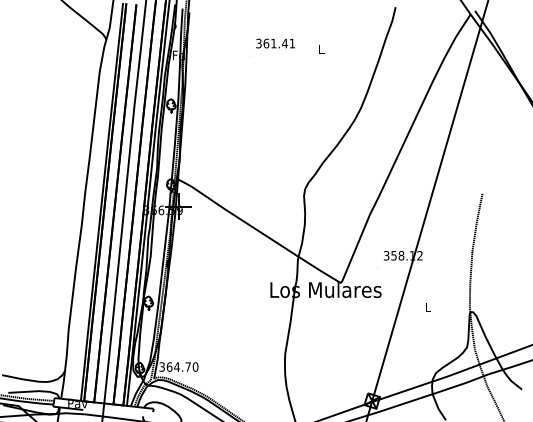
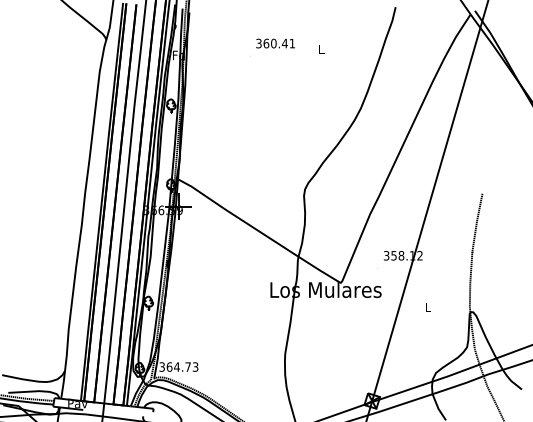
text: 361.41 -> 360.41 (273, 43)
text: 364.70 -> 364.73 (195, 366)
